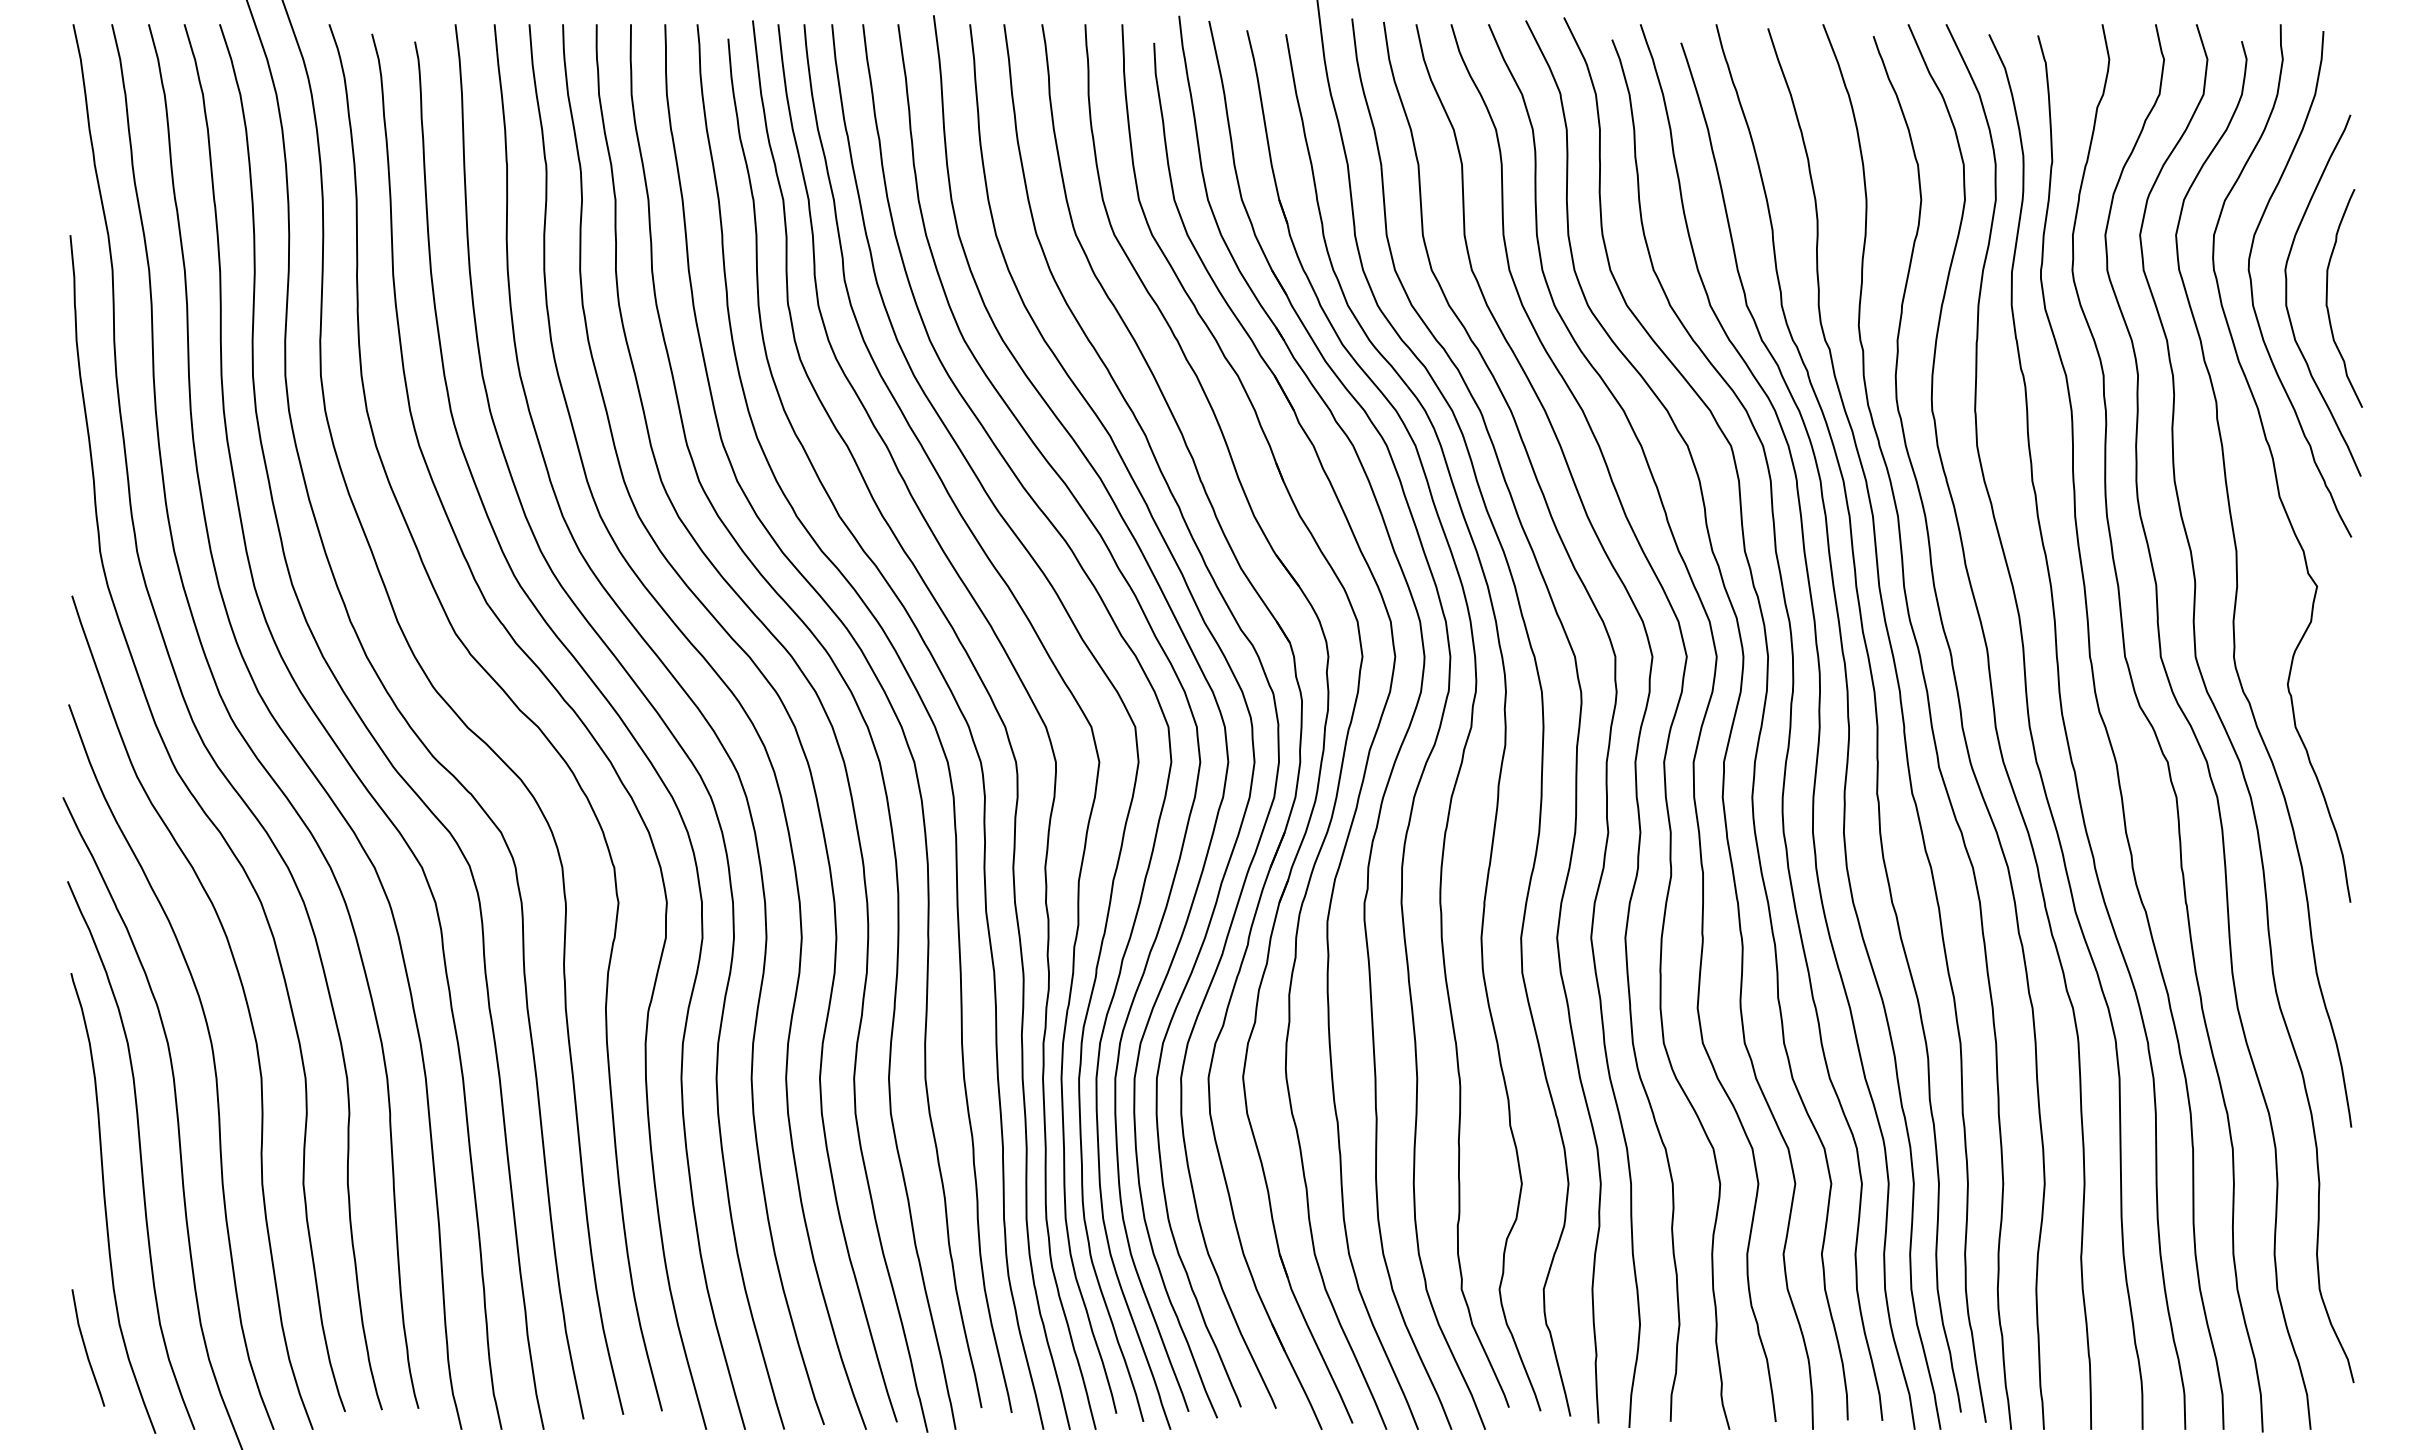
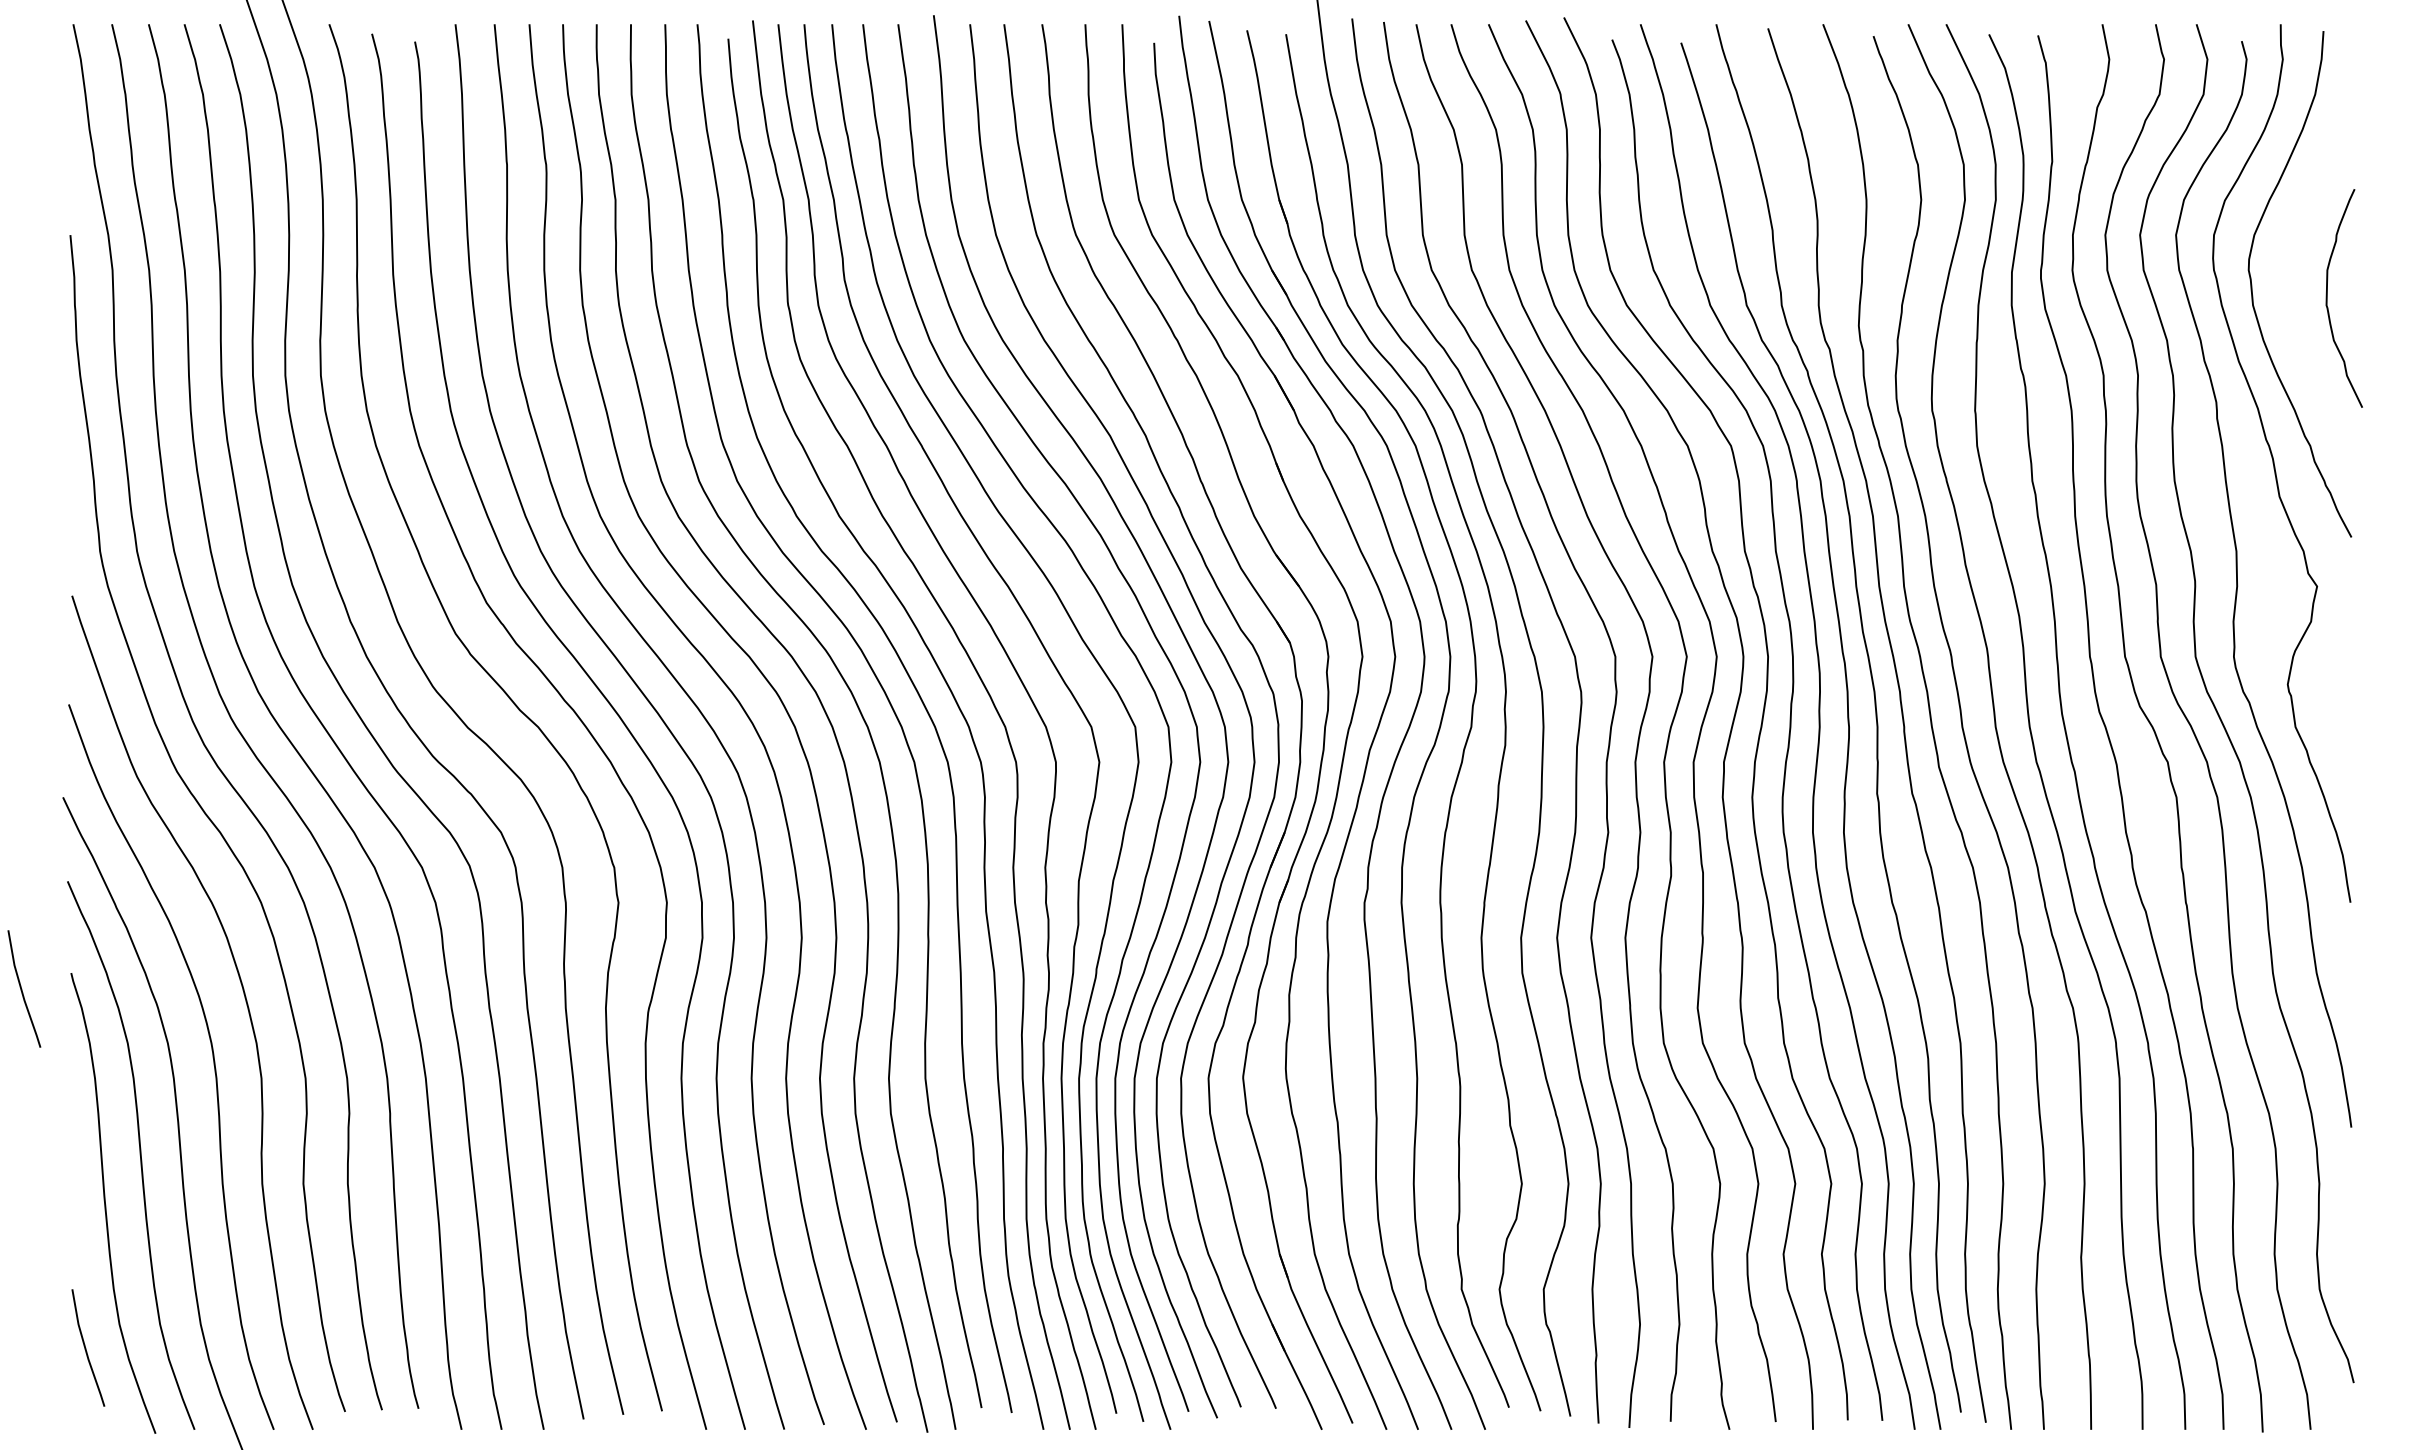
curve: present -> none (2287, 295)
line: none -> present (22, 989)
